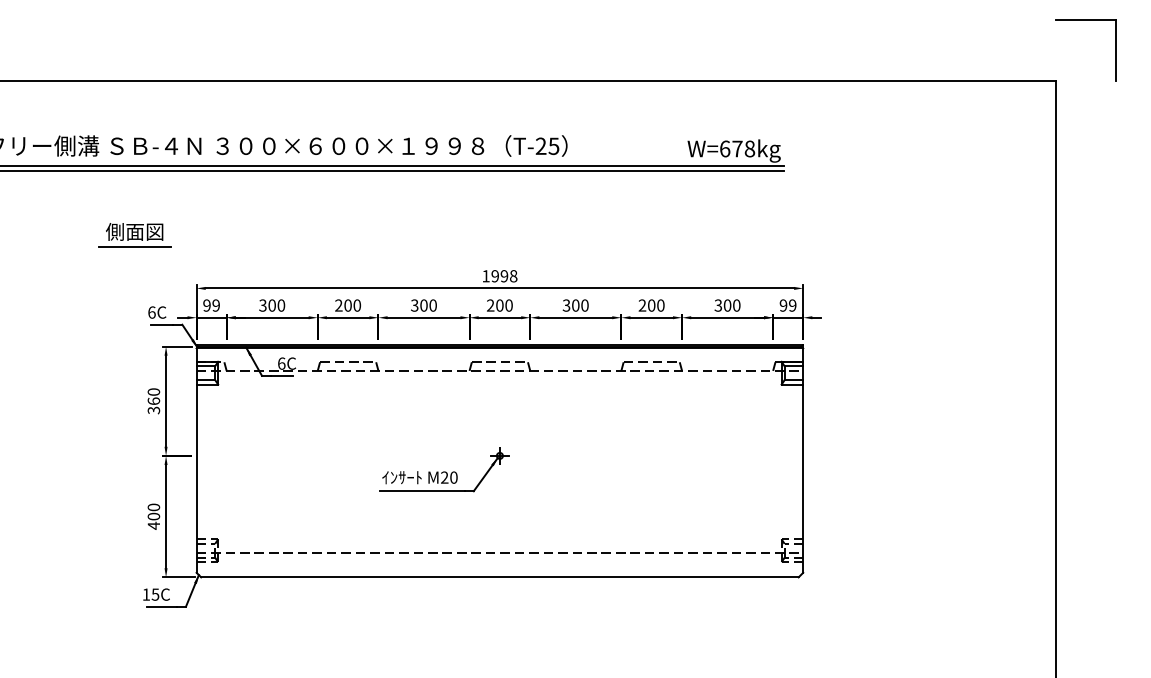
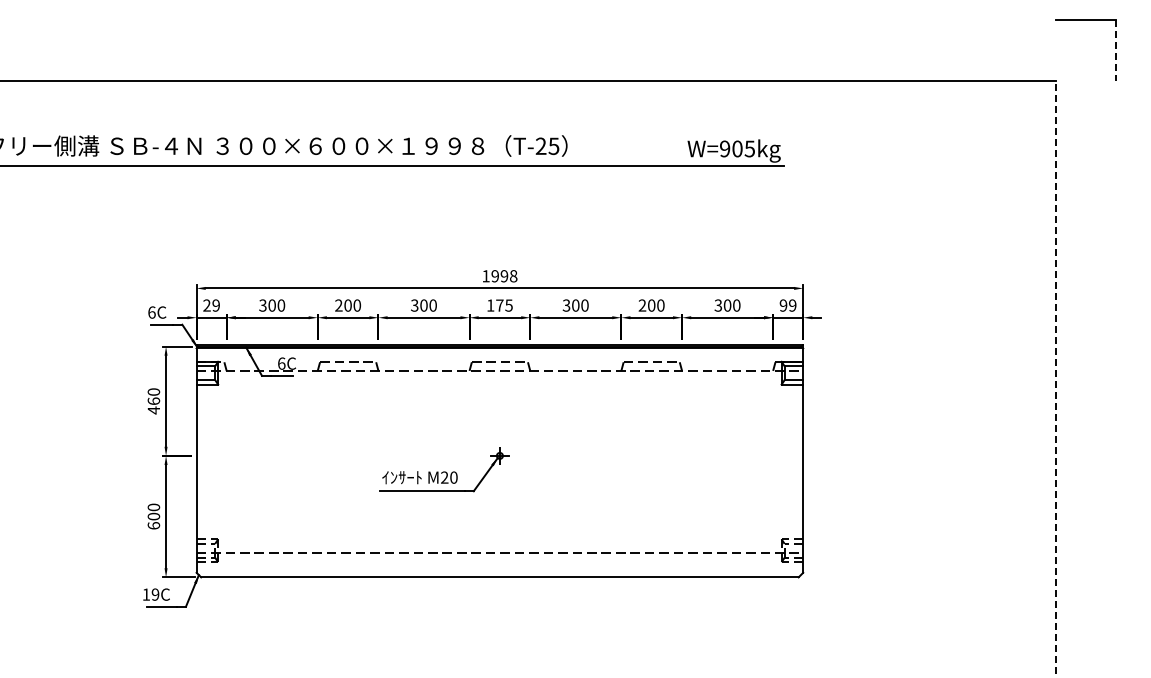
line: solid -> dashed (1116, 51)
text: W=678kg -> W=905kg (737, 148)
line: present -> none (393, 171)
part: present -> none (134, 235)
text: 99 -> 29 (206, 305)
text: 200 -> 175 (499, 305)
line: solid -> dashed (1055, 378)
text: 360 -> 460 (153, 410)
text: 400 -> 600 (153, 525)
text: 15C -> 19C (155, 594)
